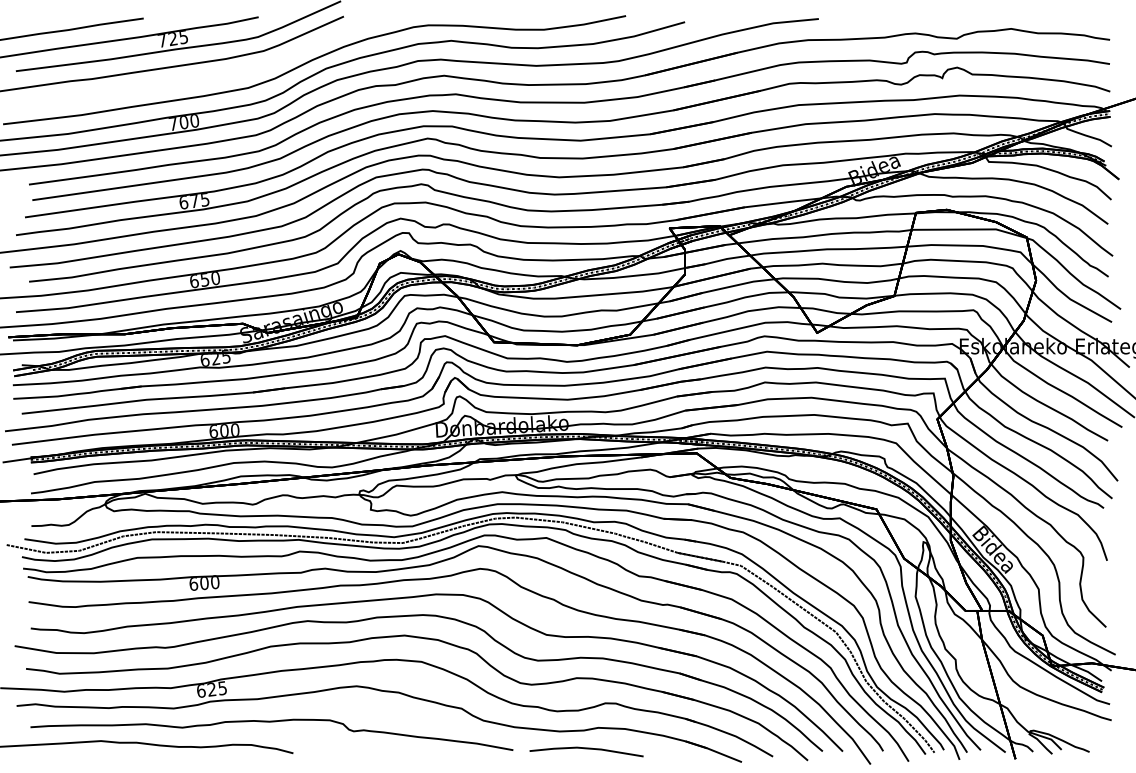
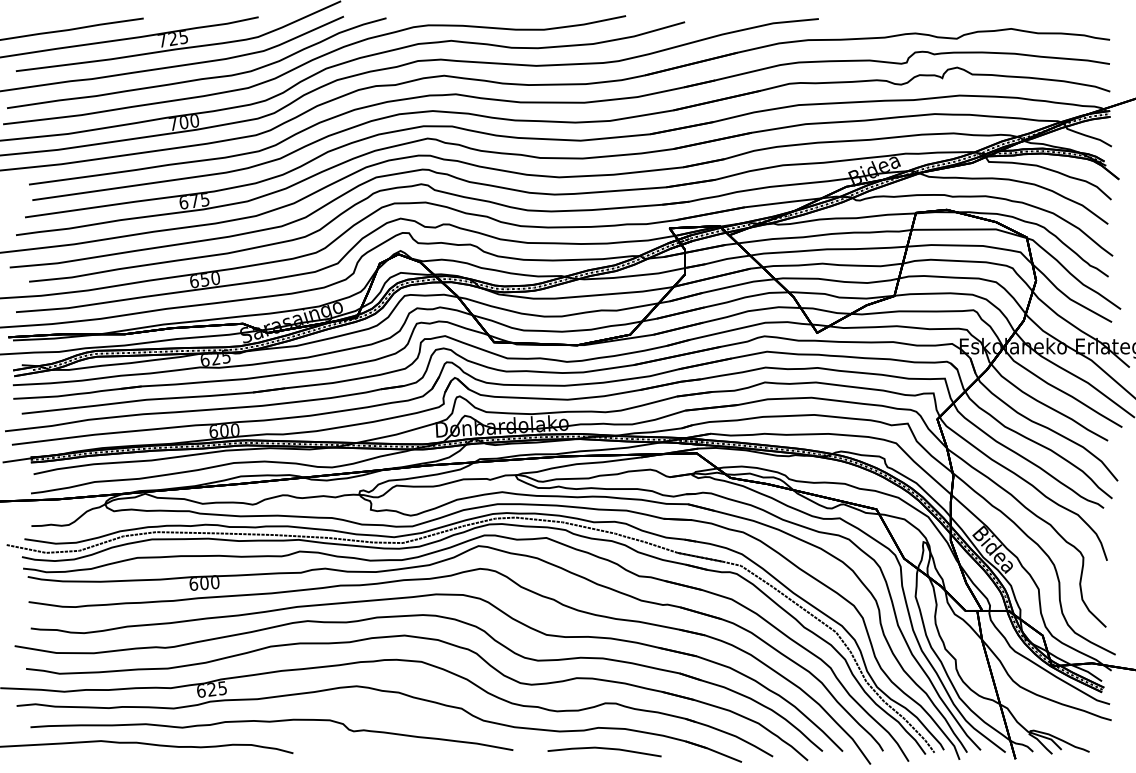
curve: none -> present (198, 78)
line position: (586, 749) -> (604, 749) (604, 749)
